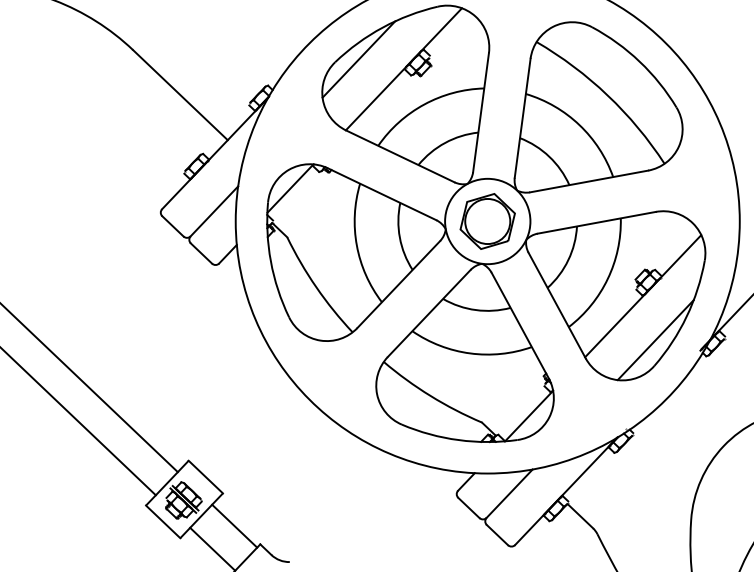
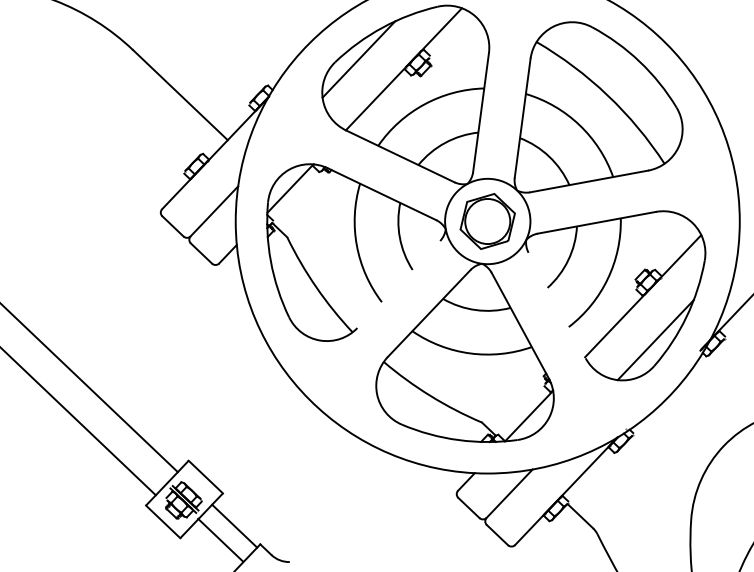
line: present -> none (398, 284)
line: present -> none (556, 305)
line position: (211, 547) -> (220, 539) (220, 539)
